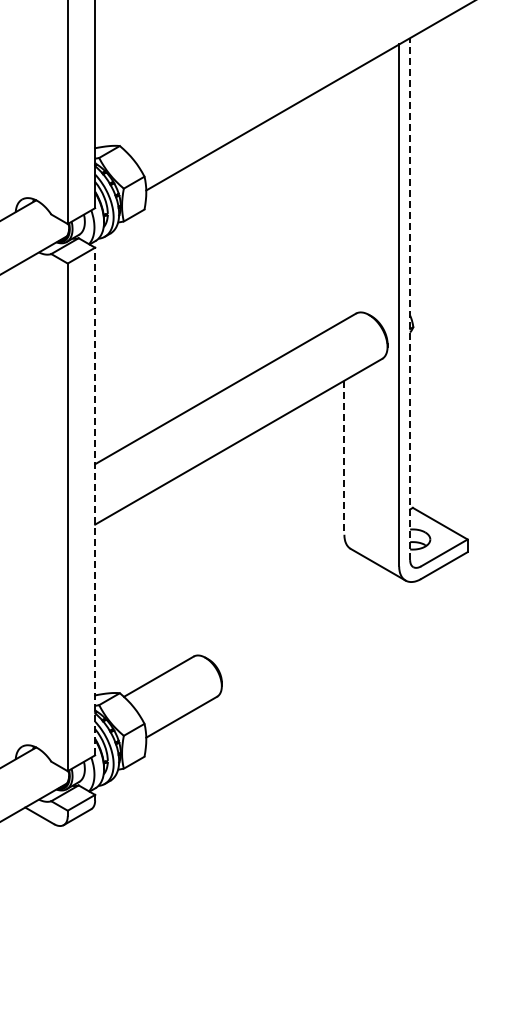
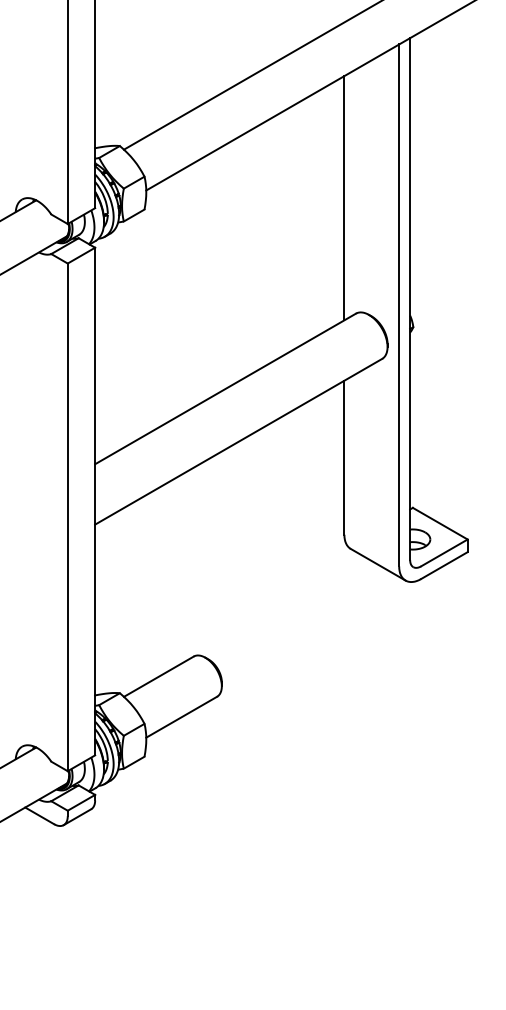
line: none -> present (251, 75)
line: none -> present (344, 198)
line: dashed -> solid (410, 299)
line: dashed -> solid (344, 458)
line: dashed -> solid (95, 501)
